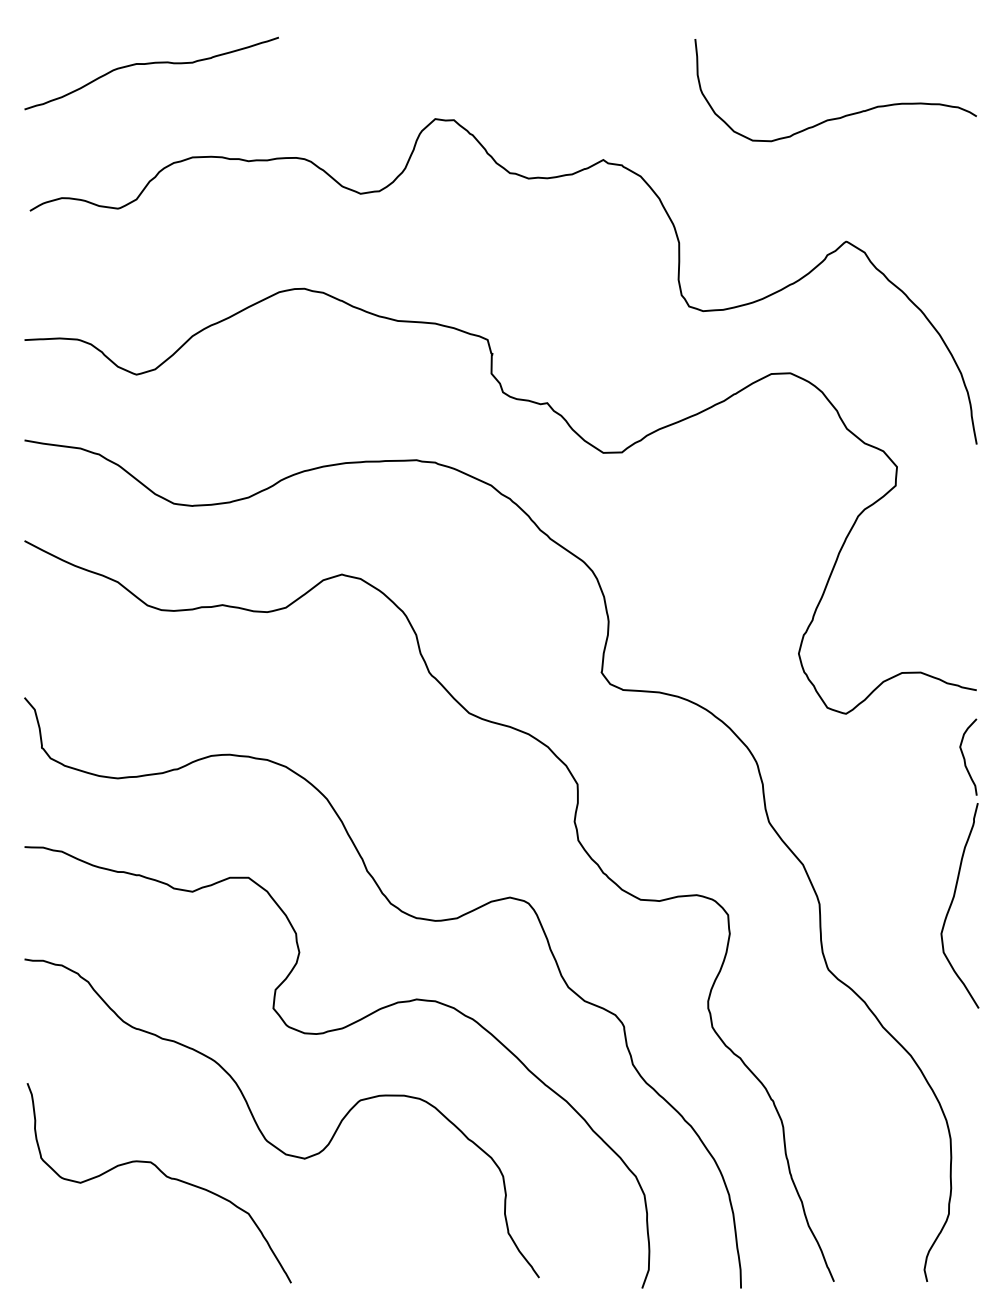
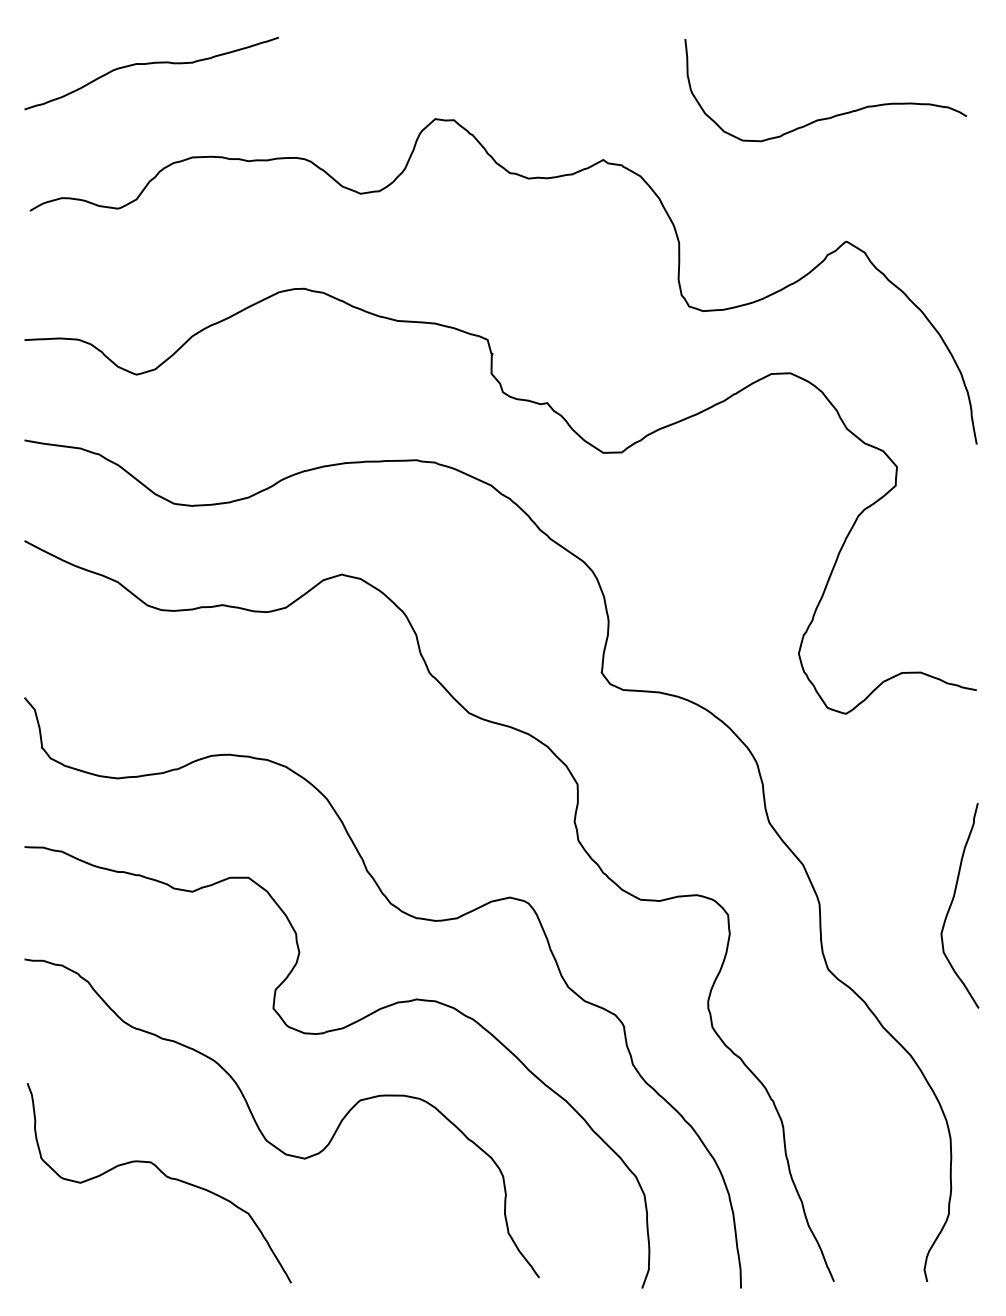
curve position: (843, 115) -> (833, 115) (833, 115)
curve: present -> none (965, 758)
